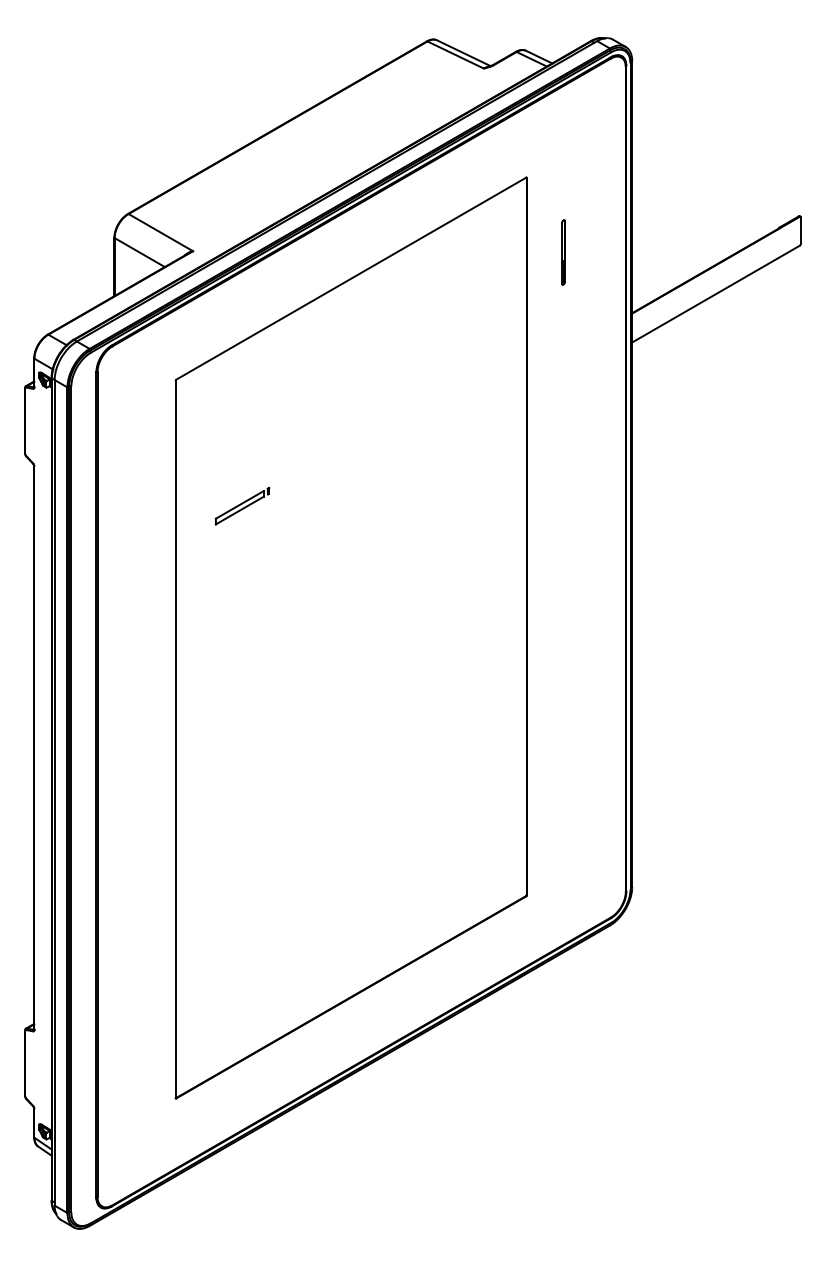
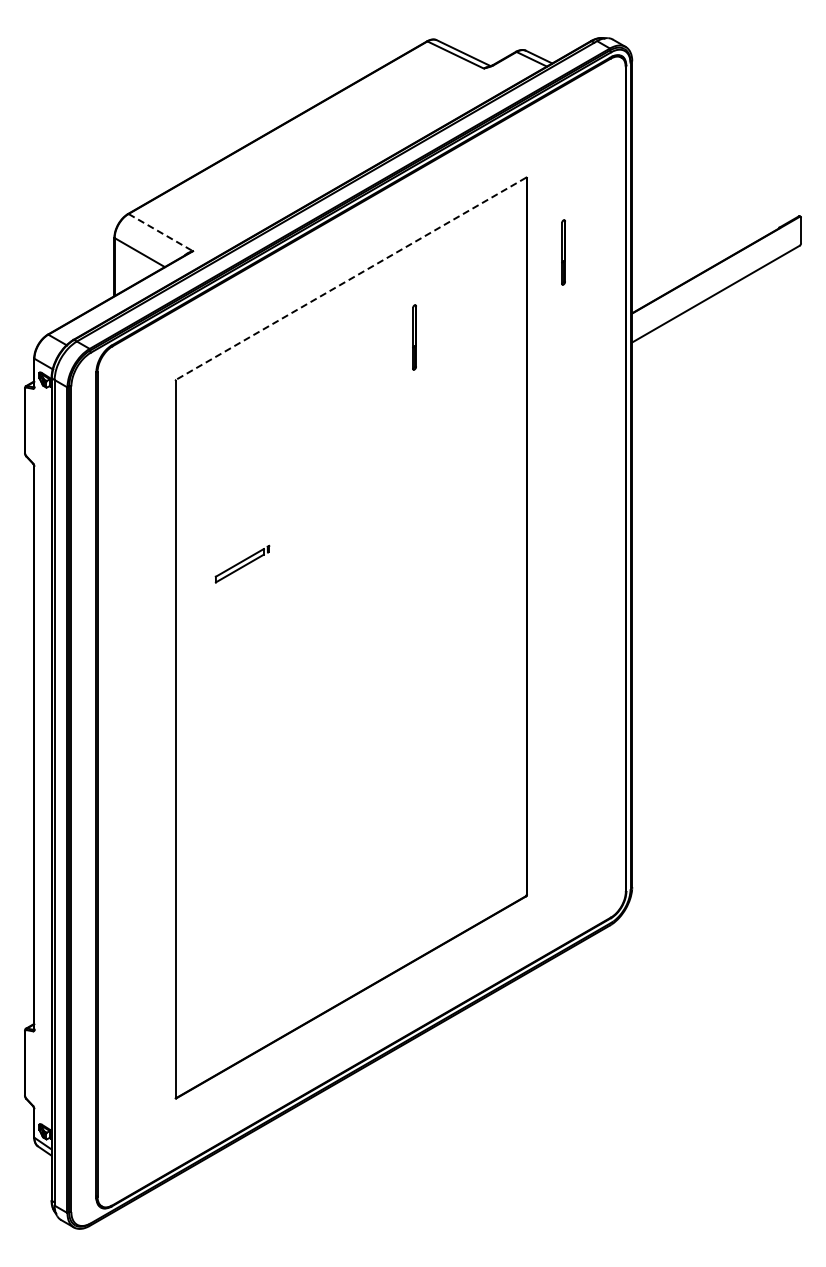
line: solid -> dashed (161, 232)
line: solid -> dashed (350, 278)
line: none -> present (413, 337)
part position: (242, 505) -> (242, 563) (242, 563)
